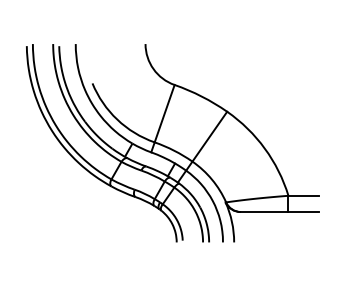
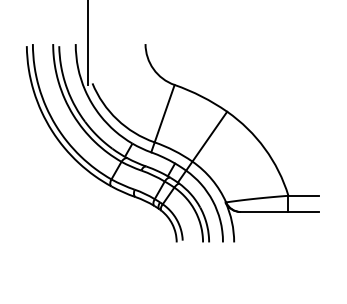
line: none -> present (88, 43)
